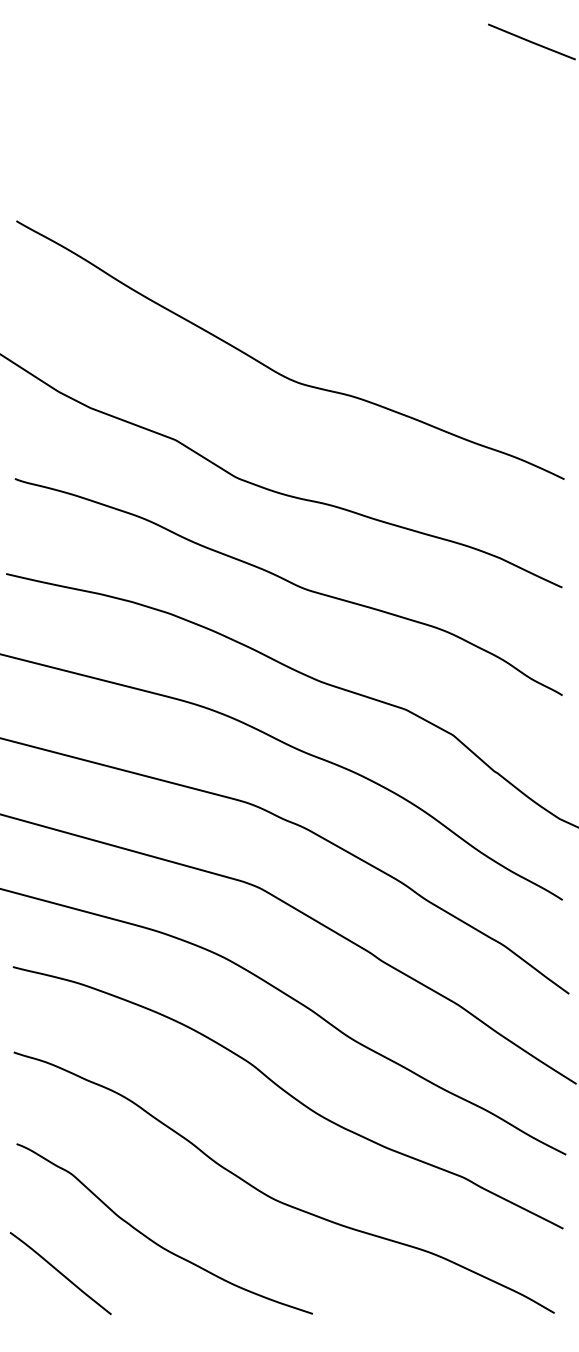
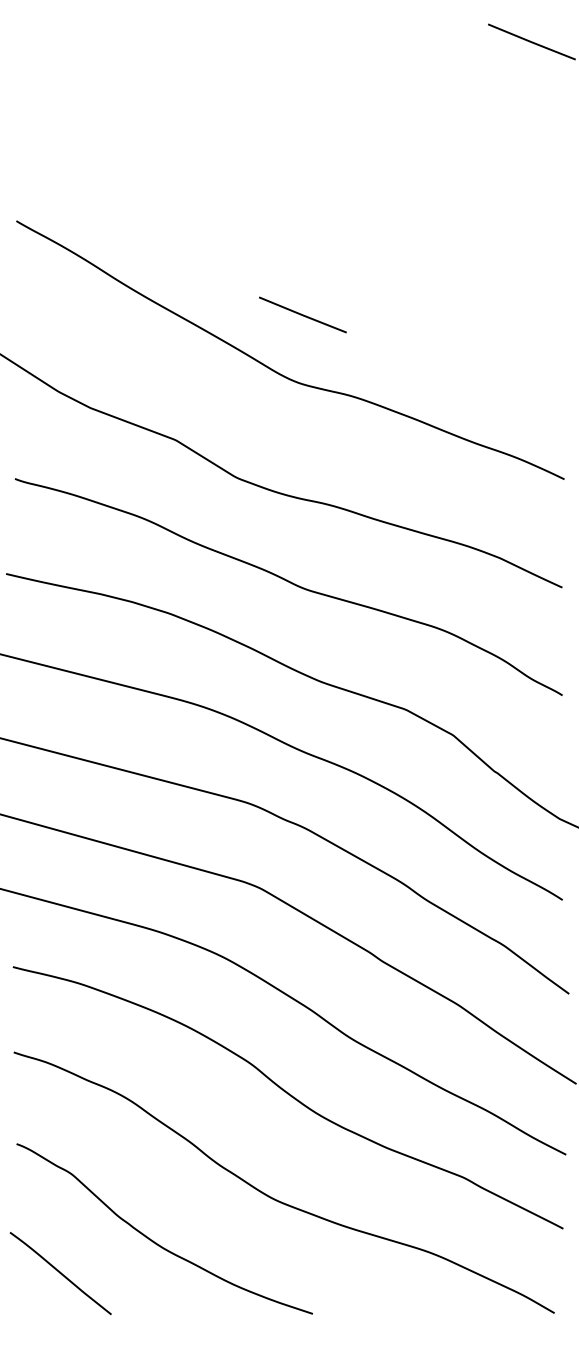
line: none -> present (302, 314)
